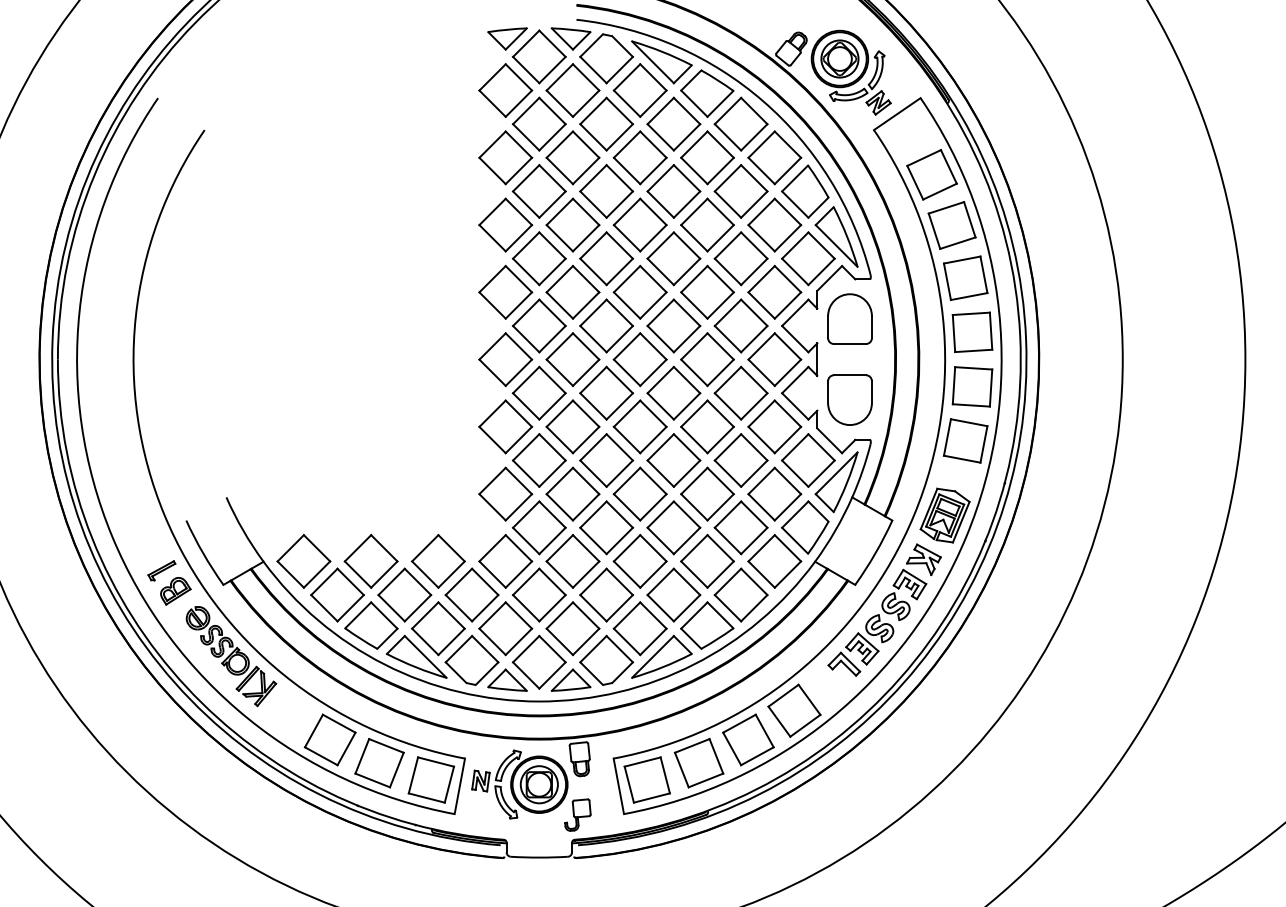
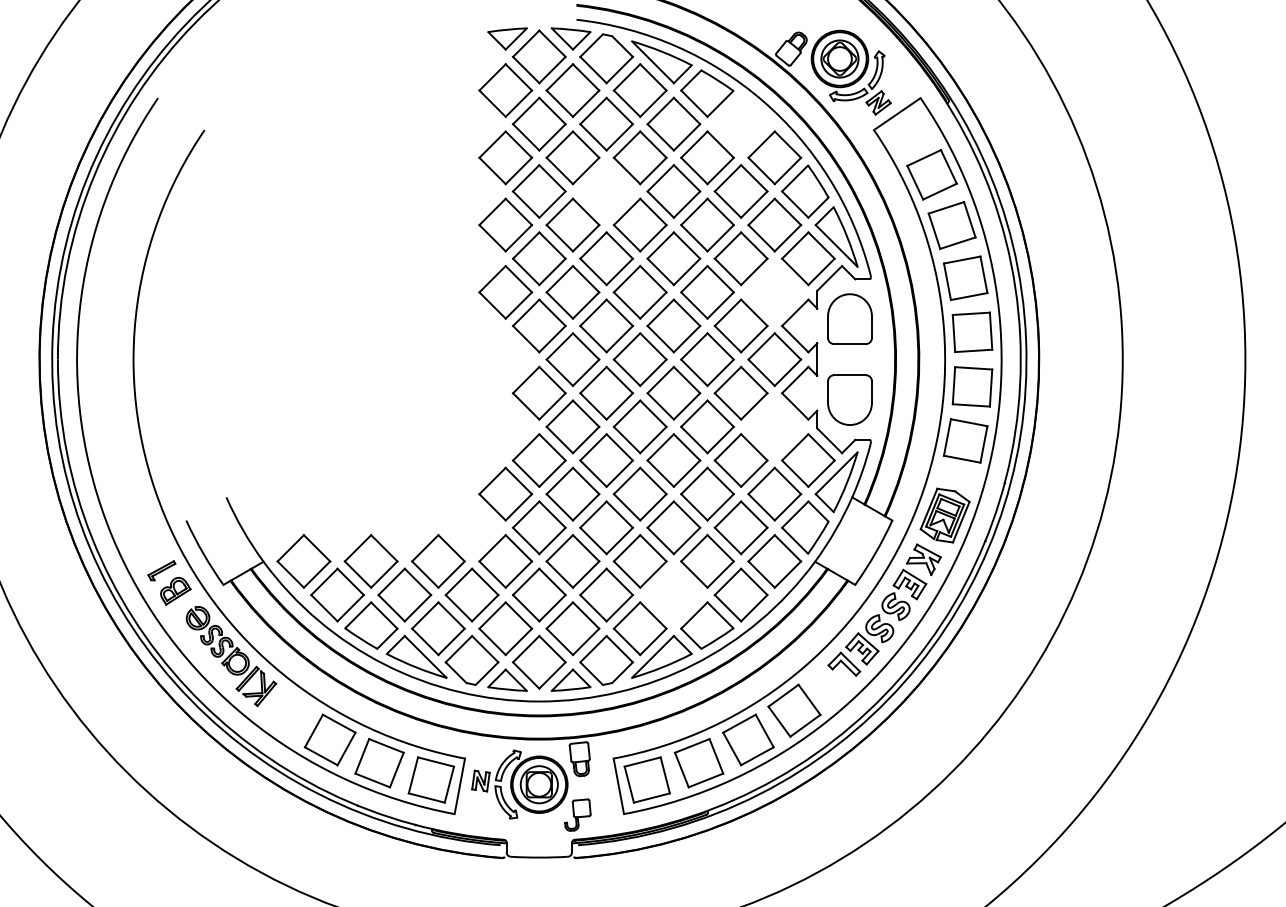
part: present -> none (740, 123)
part: present -> none (606, 191)
part: present -> none (774, 291)
part: present -> none (505, 359)
part: present -> none (505, 426)
part: present -> none (774, 426)
part: present -> none (673, 594)
